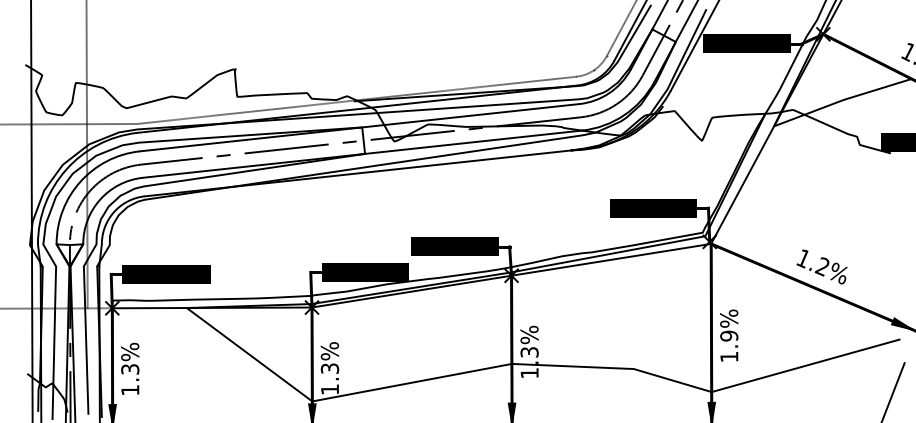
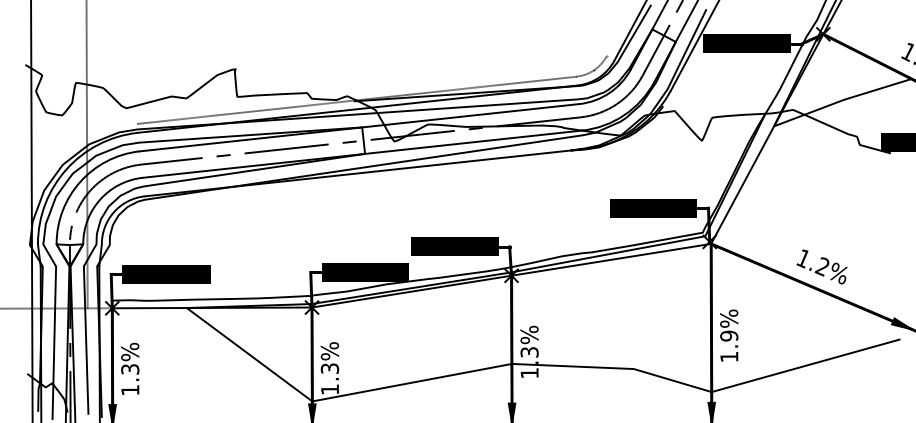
line: present -> none (620, 29)
line: present -> none (69, 123)
line: present -> none (893, 391)
